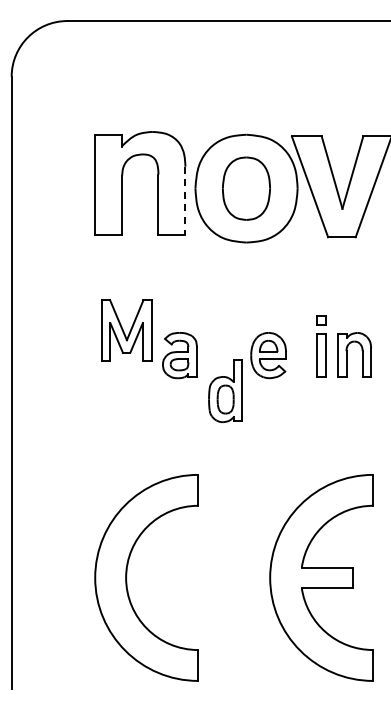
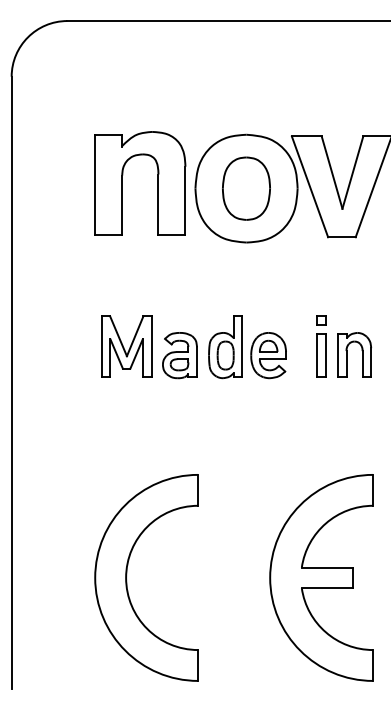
line: dashed -> solid (185, 201)
part position: (126, 330) -> (126, 346) (126, 346)
part position: (225, 391) -> (225, 347) (225, 347)
